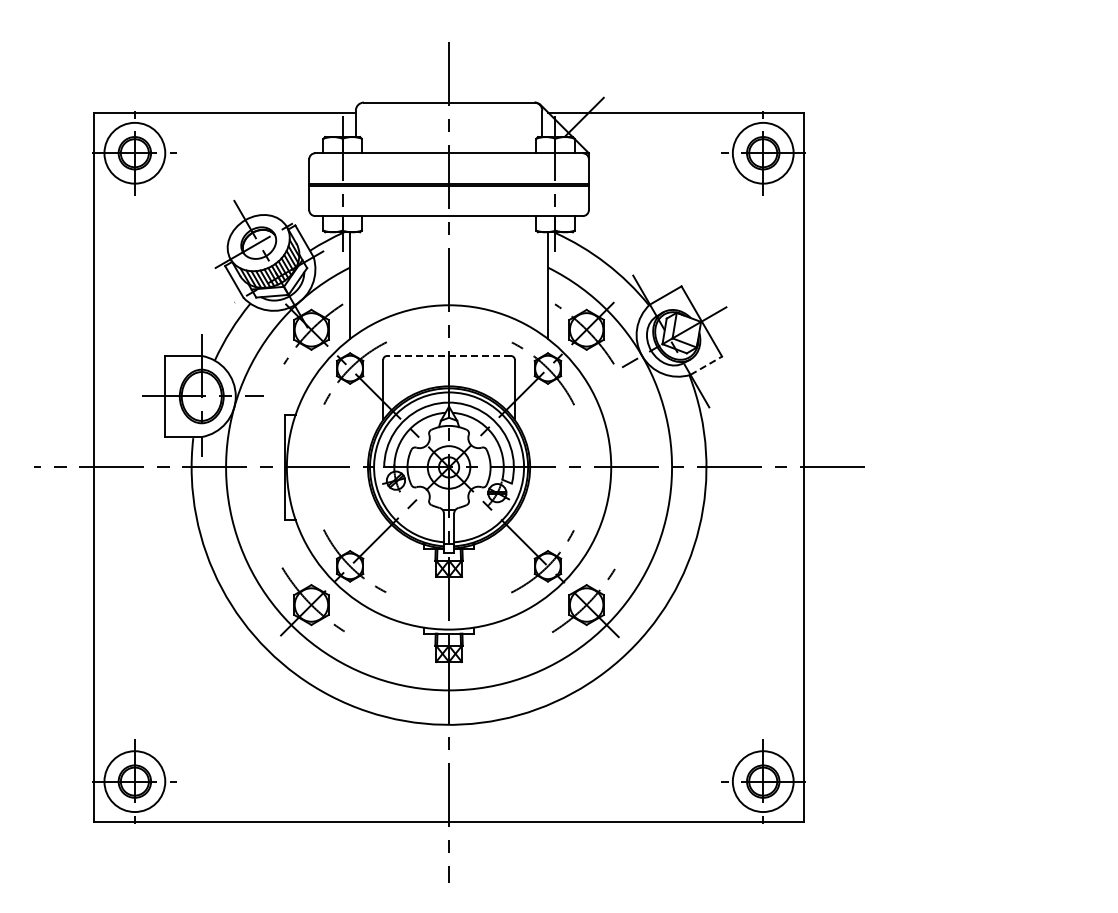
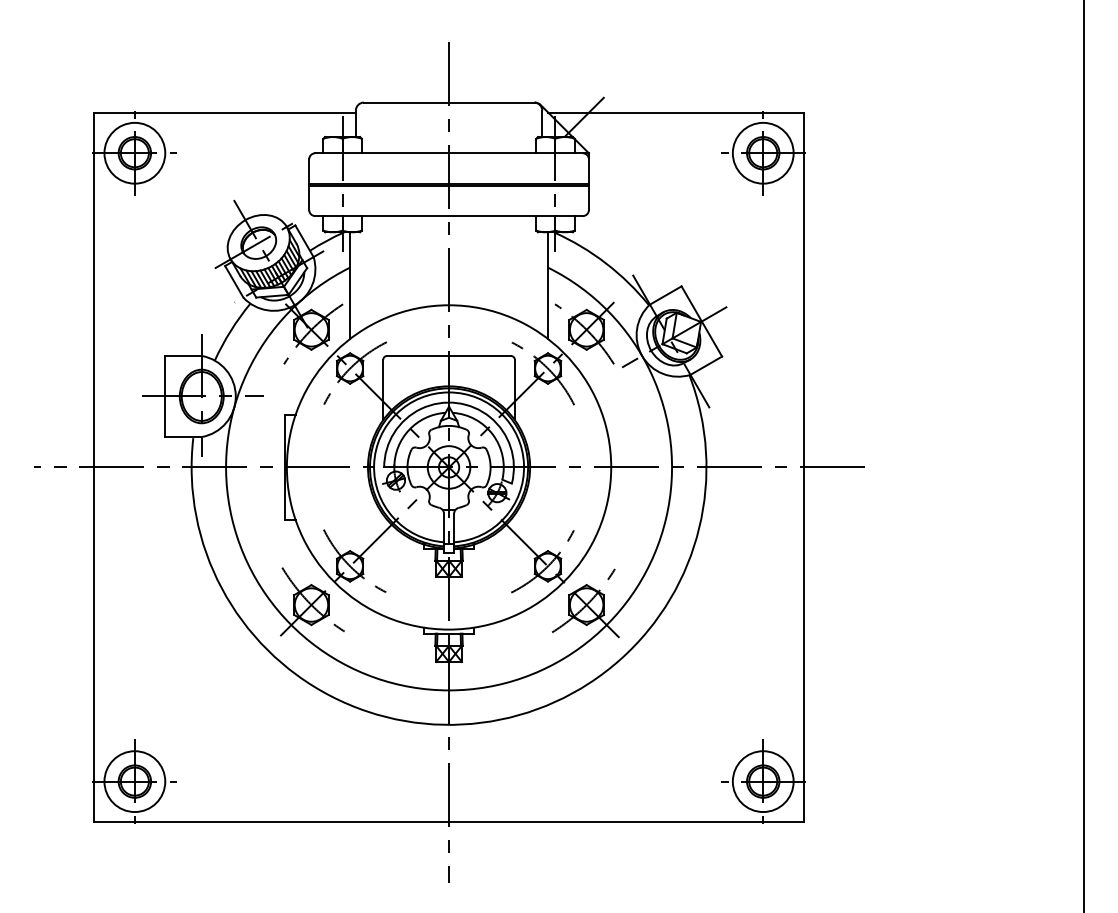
line: dashed -> solid (449, 355)
line: dashed -> solid (706, 365)
line: none -> present (1084, 455)
